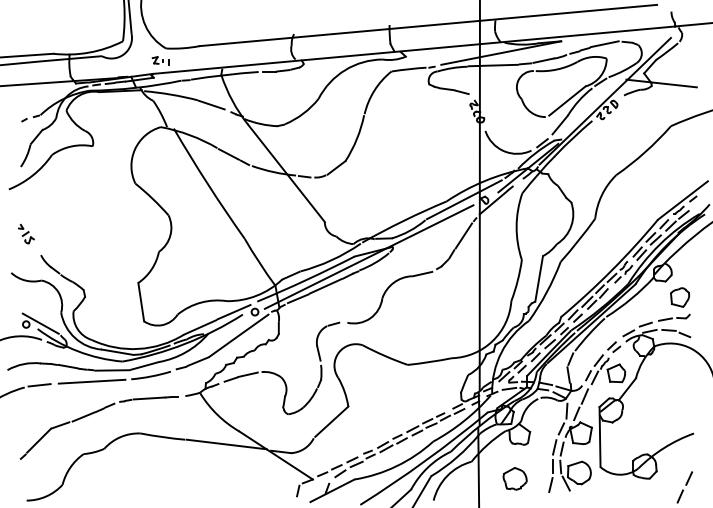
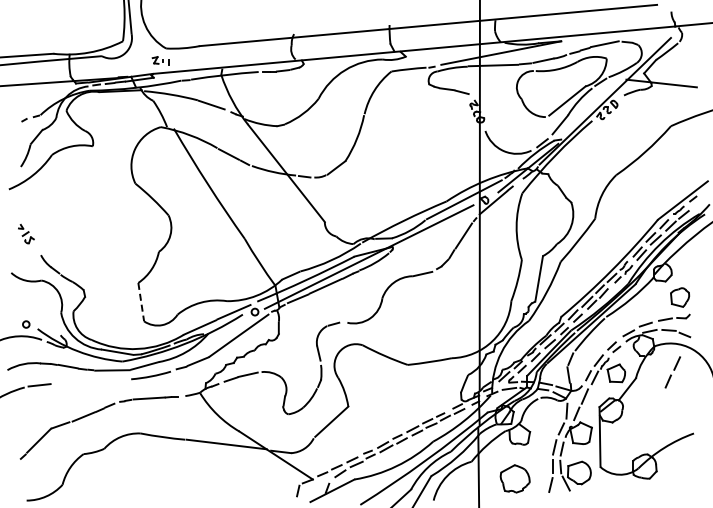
line: solid -> dashed (141, 302)
line: present -> none (40, 323)
line: present -> none (91, 381)
part size: 26x24 px -> 32x30 px (514, 478)
line position: (685, 485) -> (673, 370) (673, 370)
